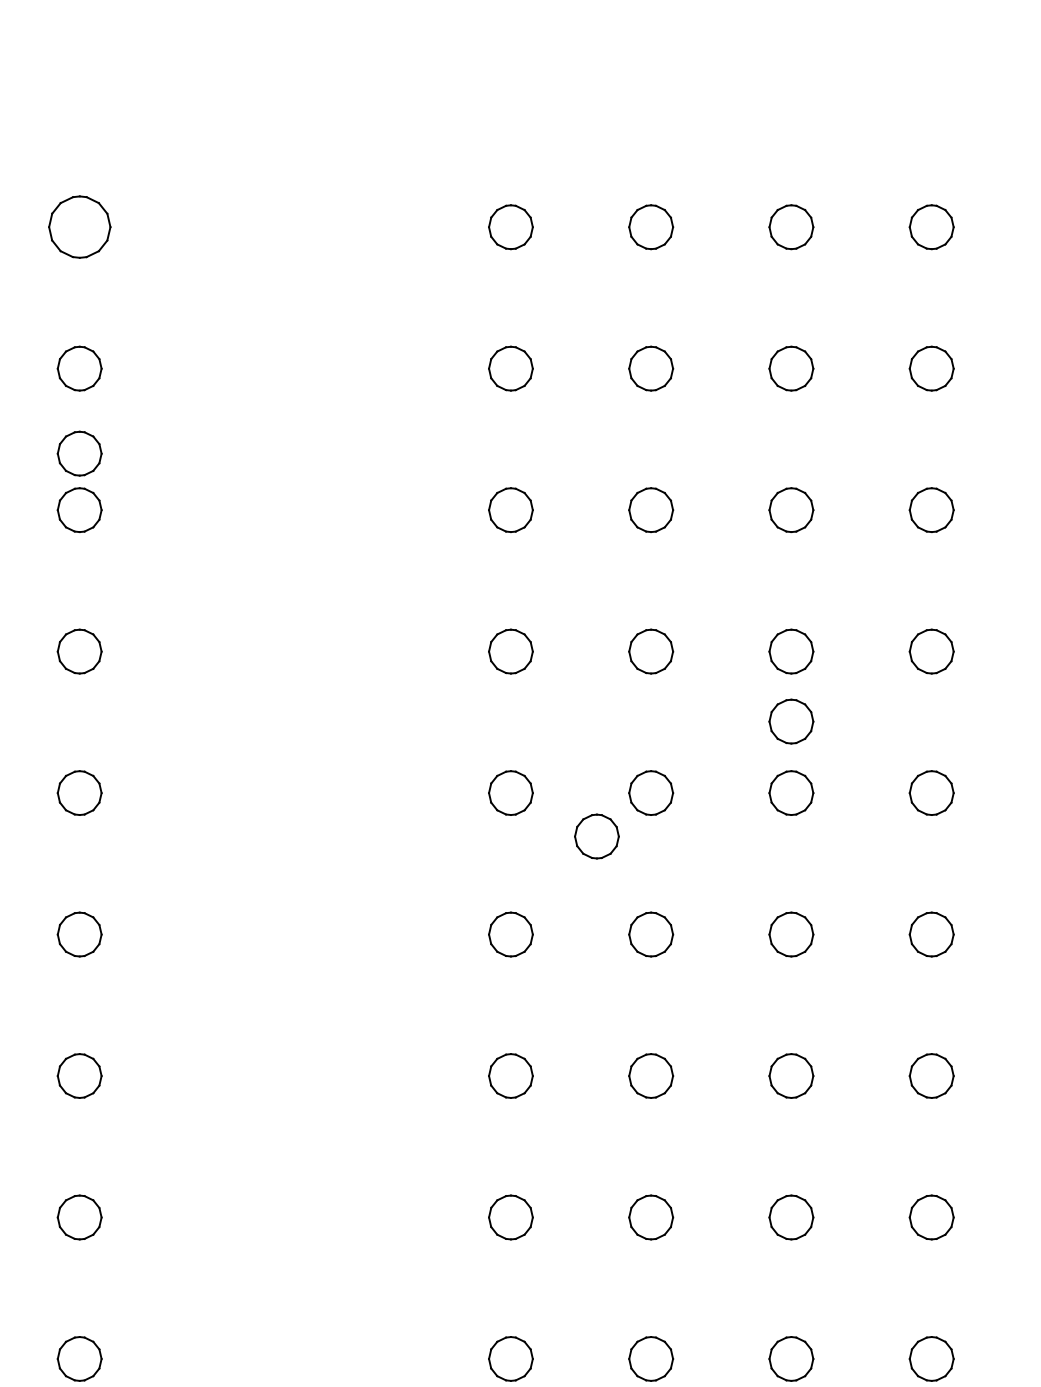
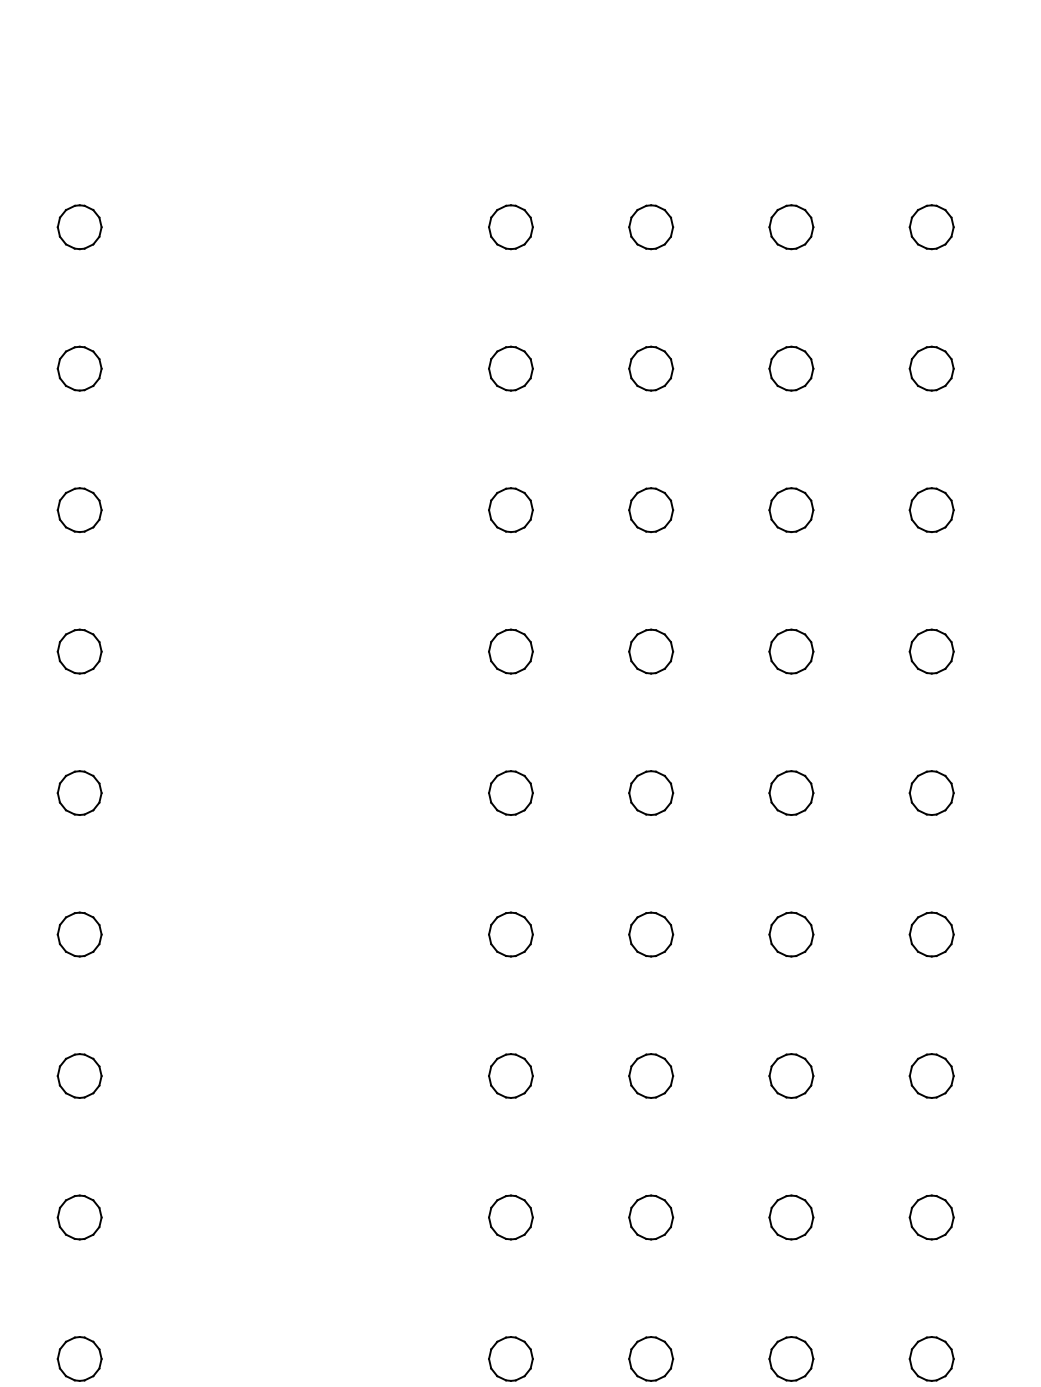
part size: 64x64 px -> 47x47 px (79, 227)
part: present -> none (79, 453)
part: present -> none (791, 721)
part: present -> none (596, 836)
